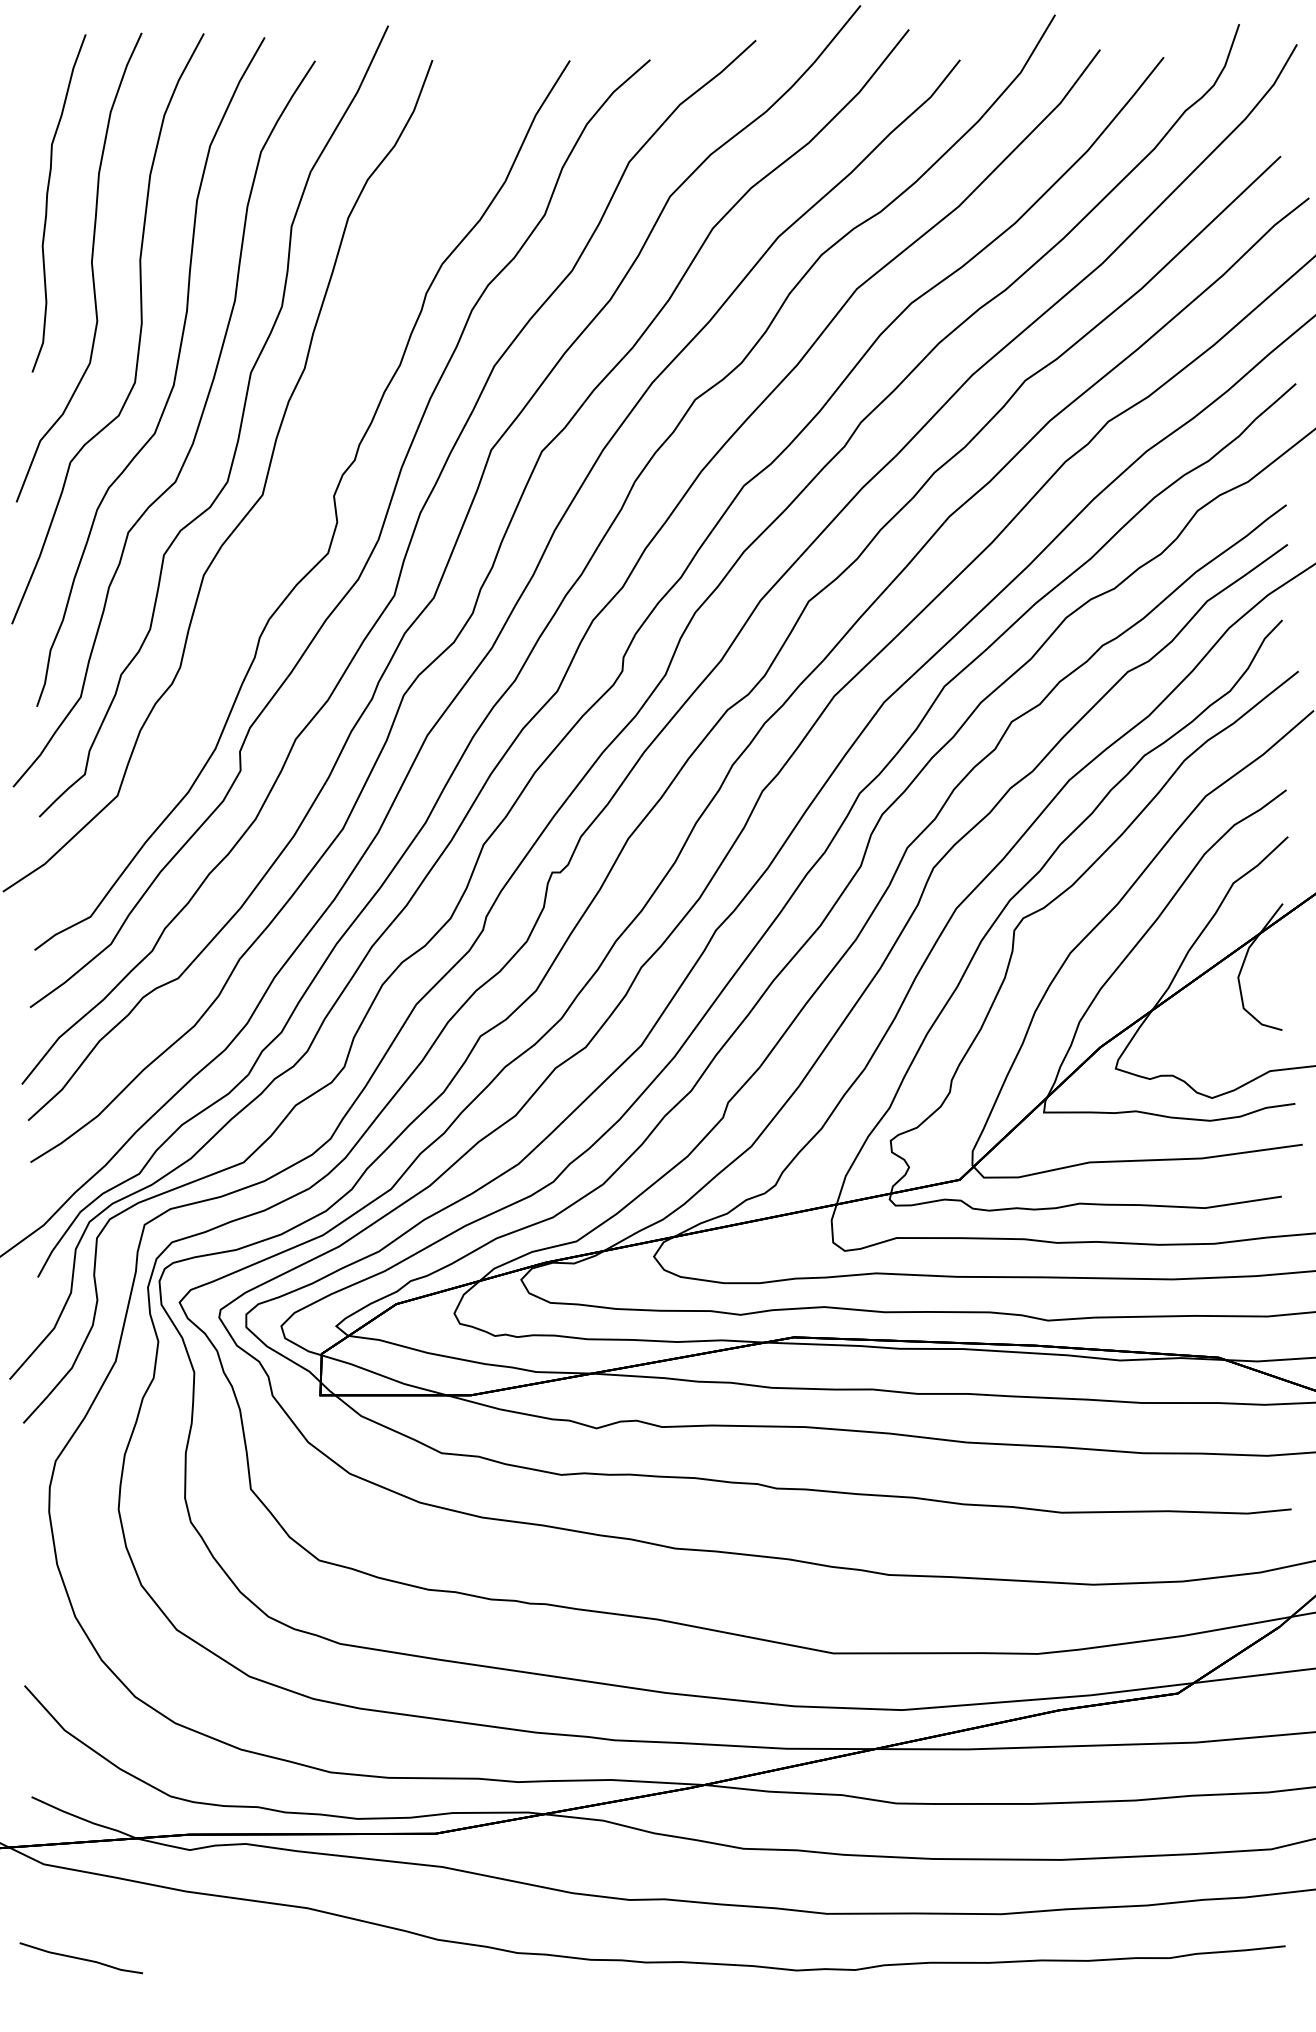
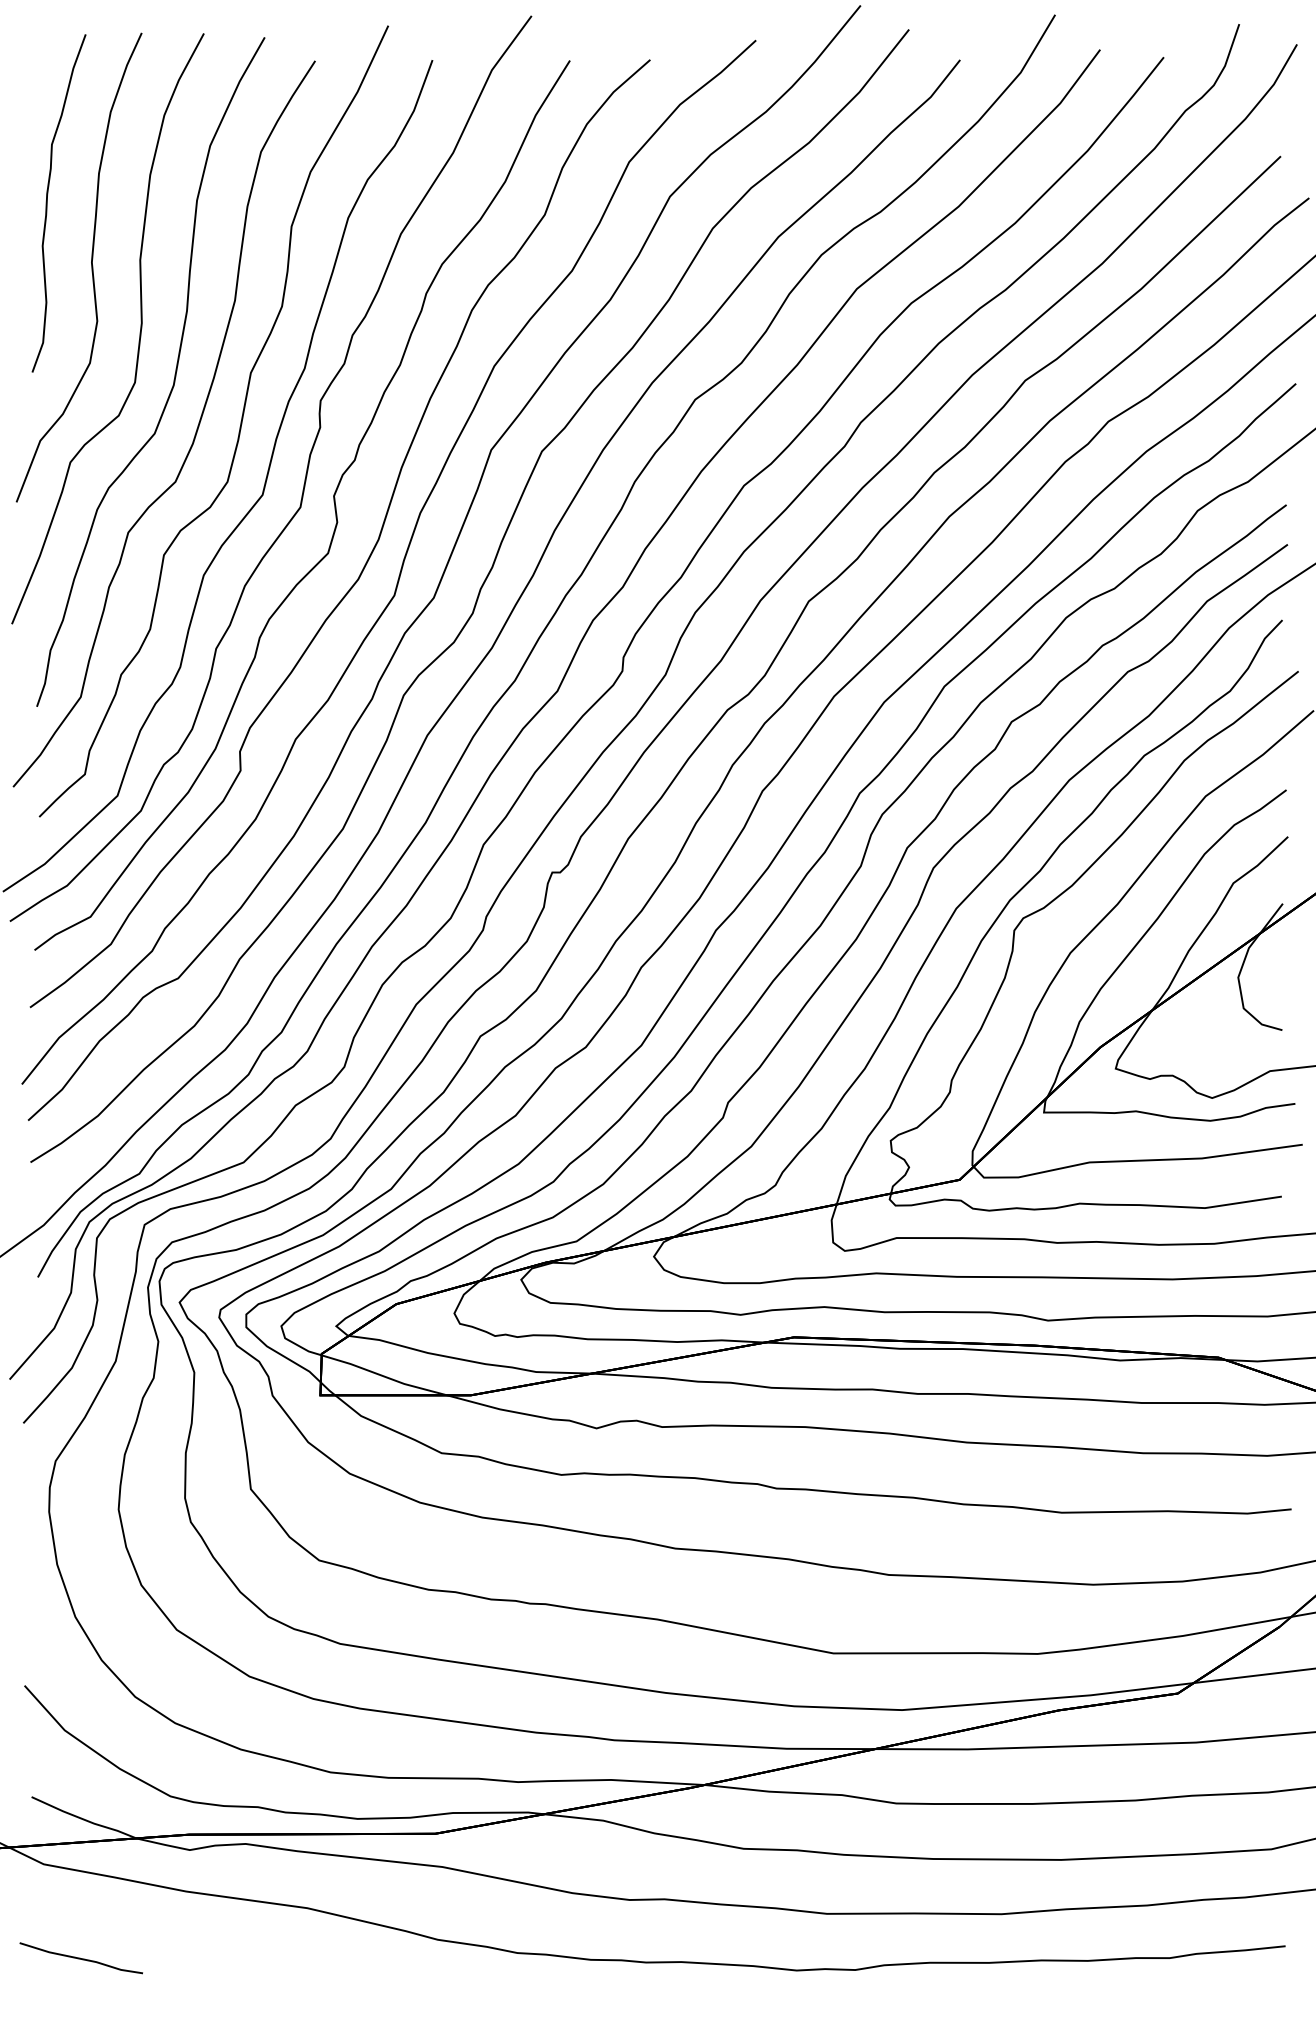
part: none -> present (305, 473)
